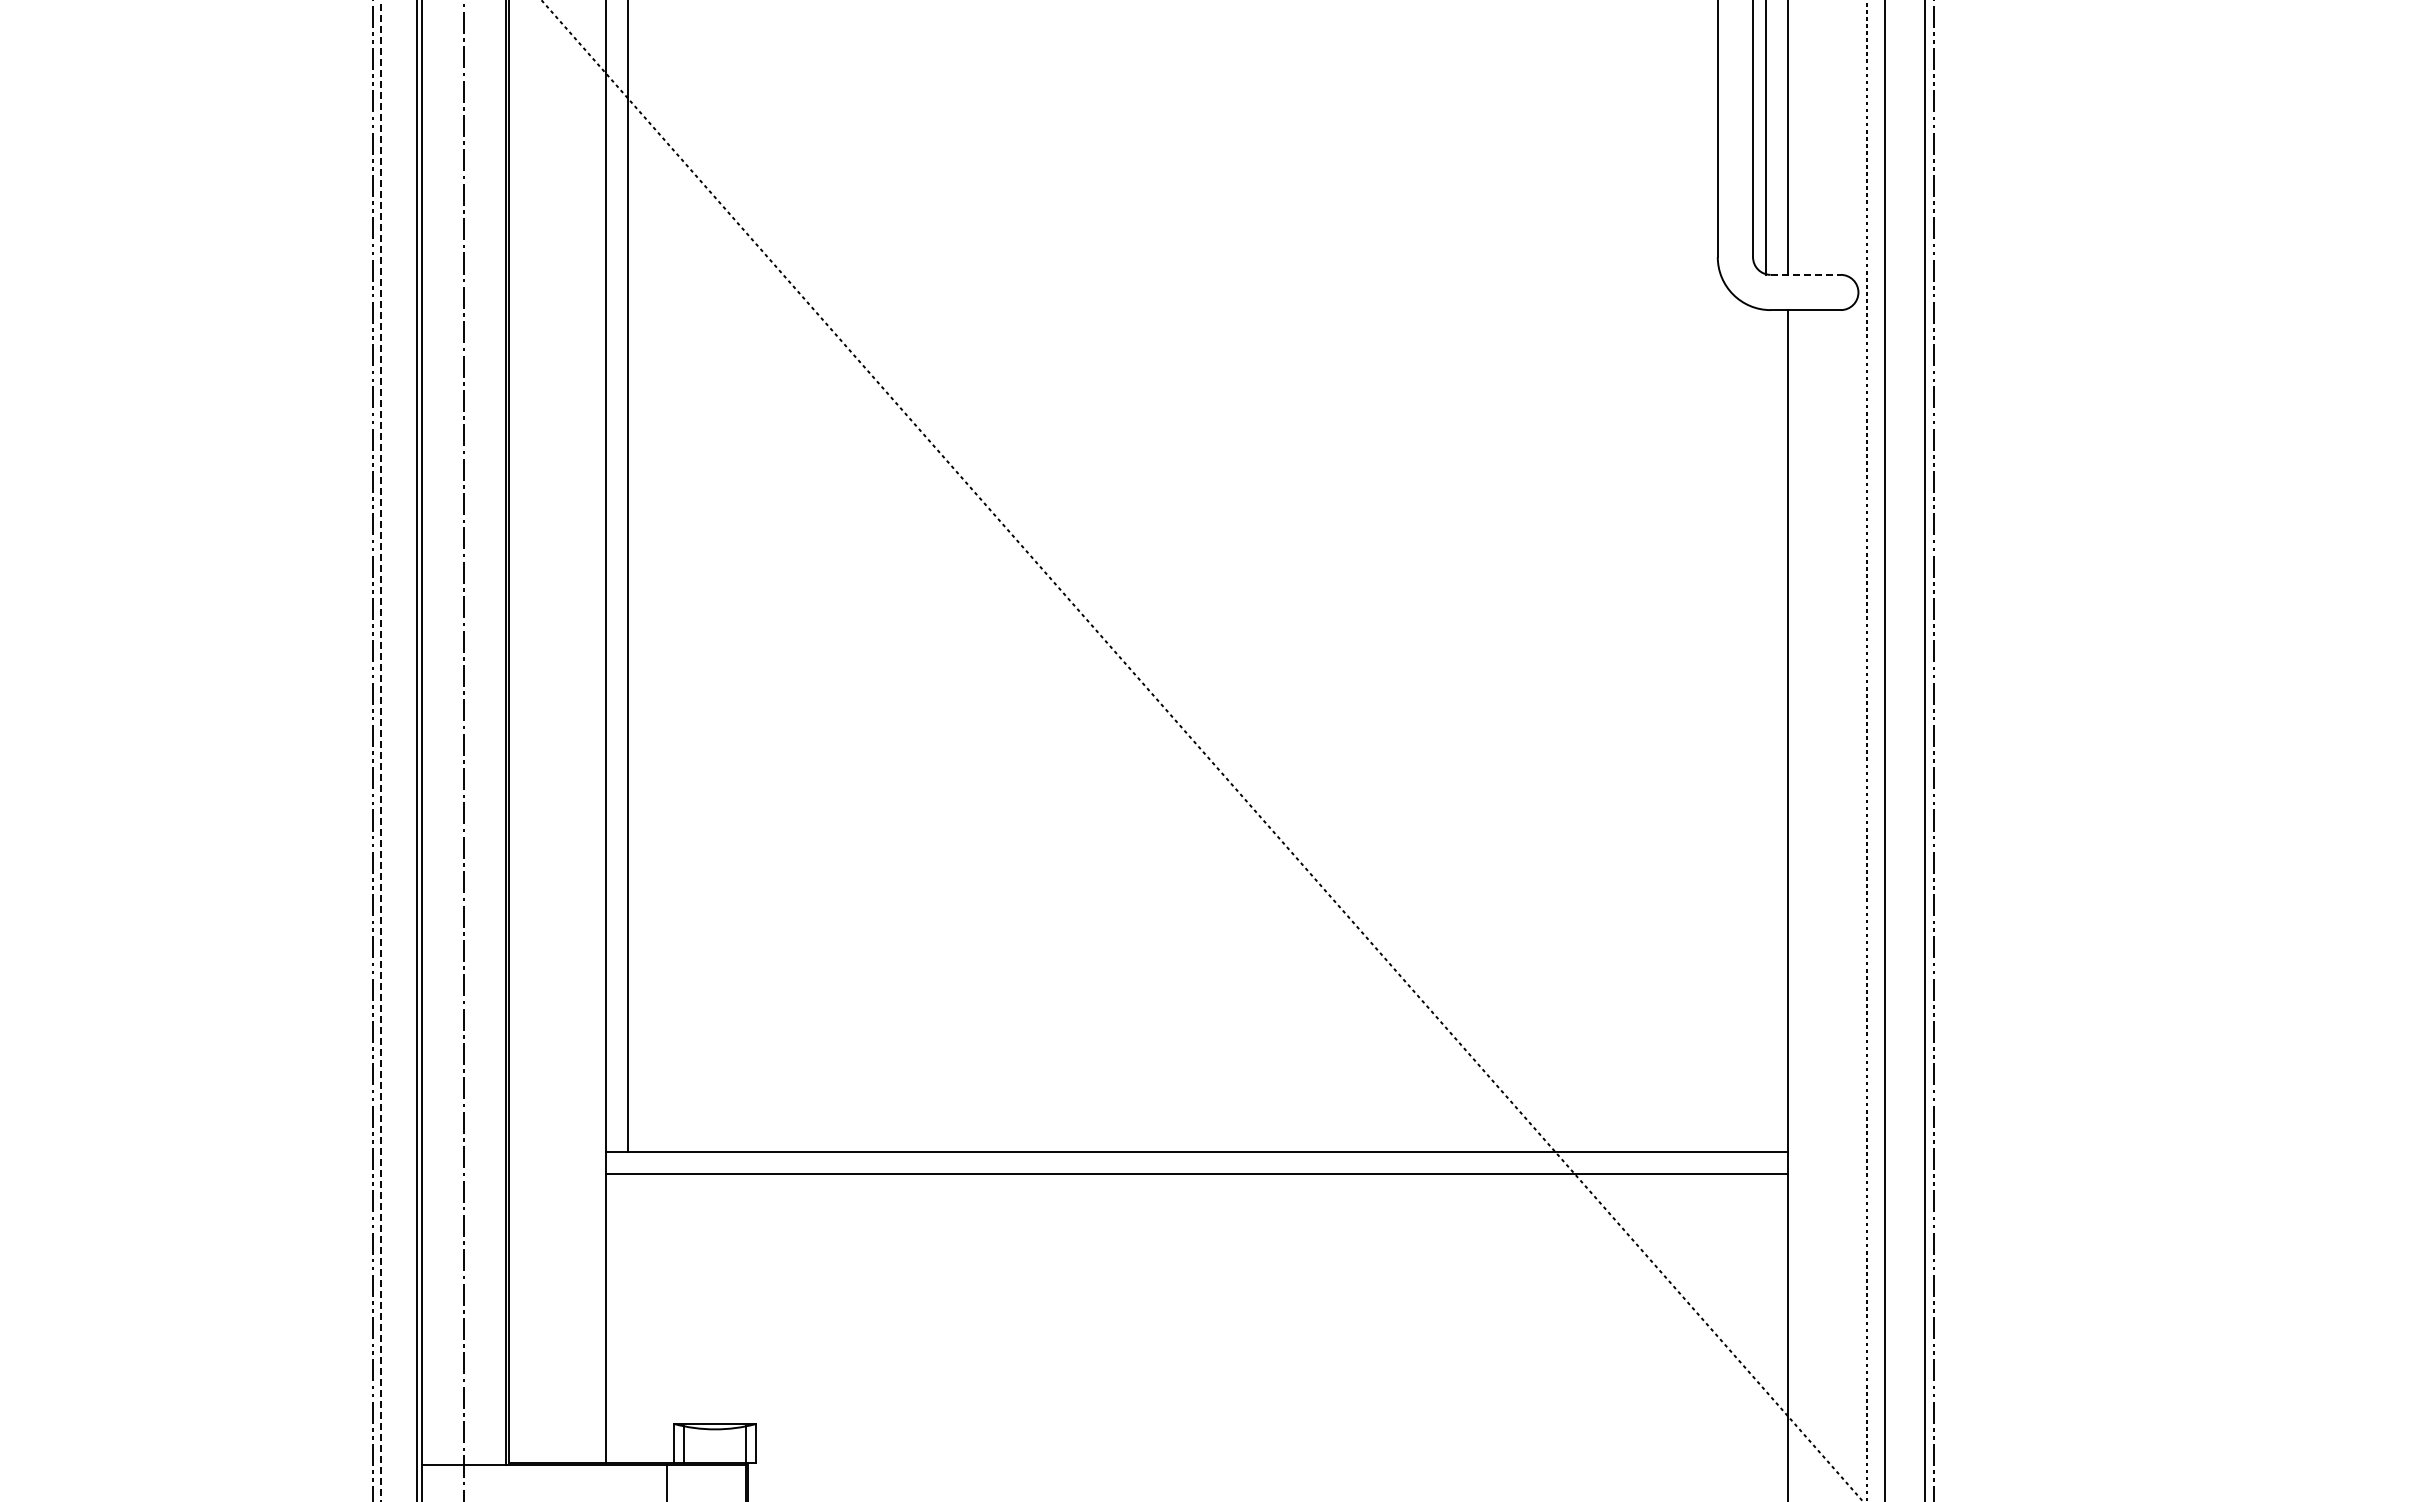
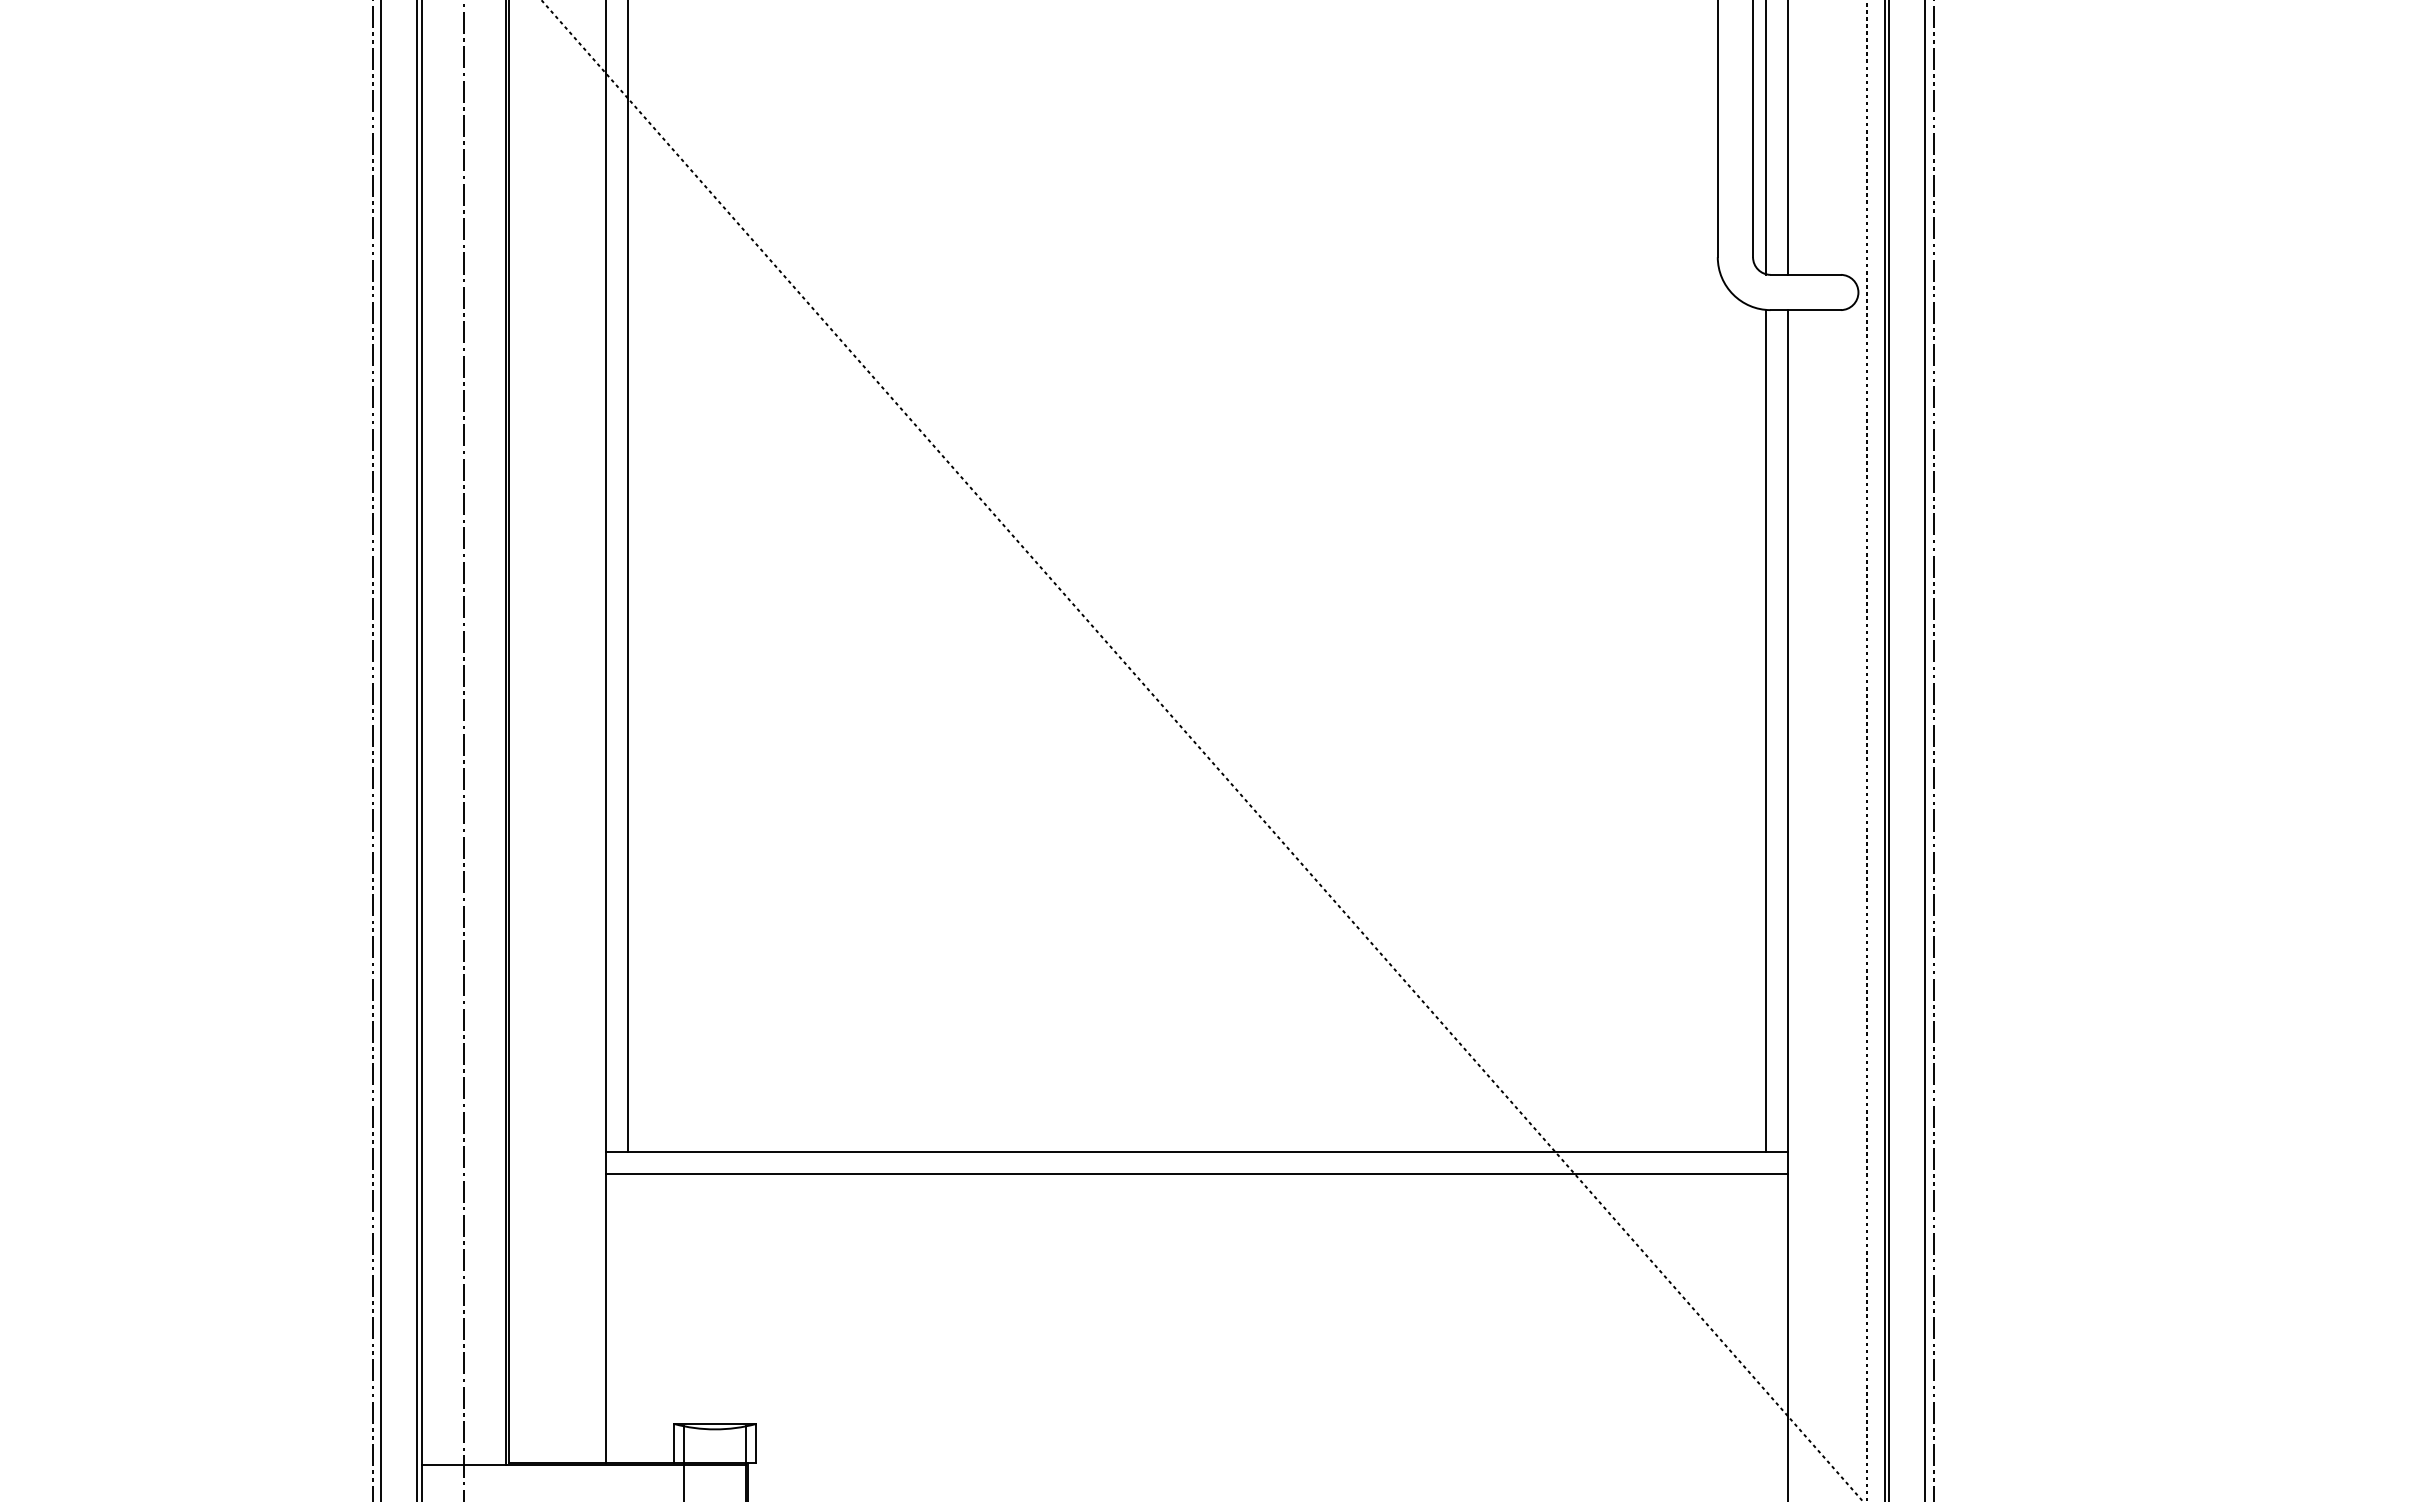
line: dashed -> solid (1806, 274)
line: none -> present (1766, 730)
line: dashed -> solid (381, 750)
line: none -> present (1889, 750)
line position: (667, 1481) -> (684, 1481) (684, 1481)
